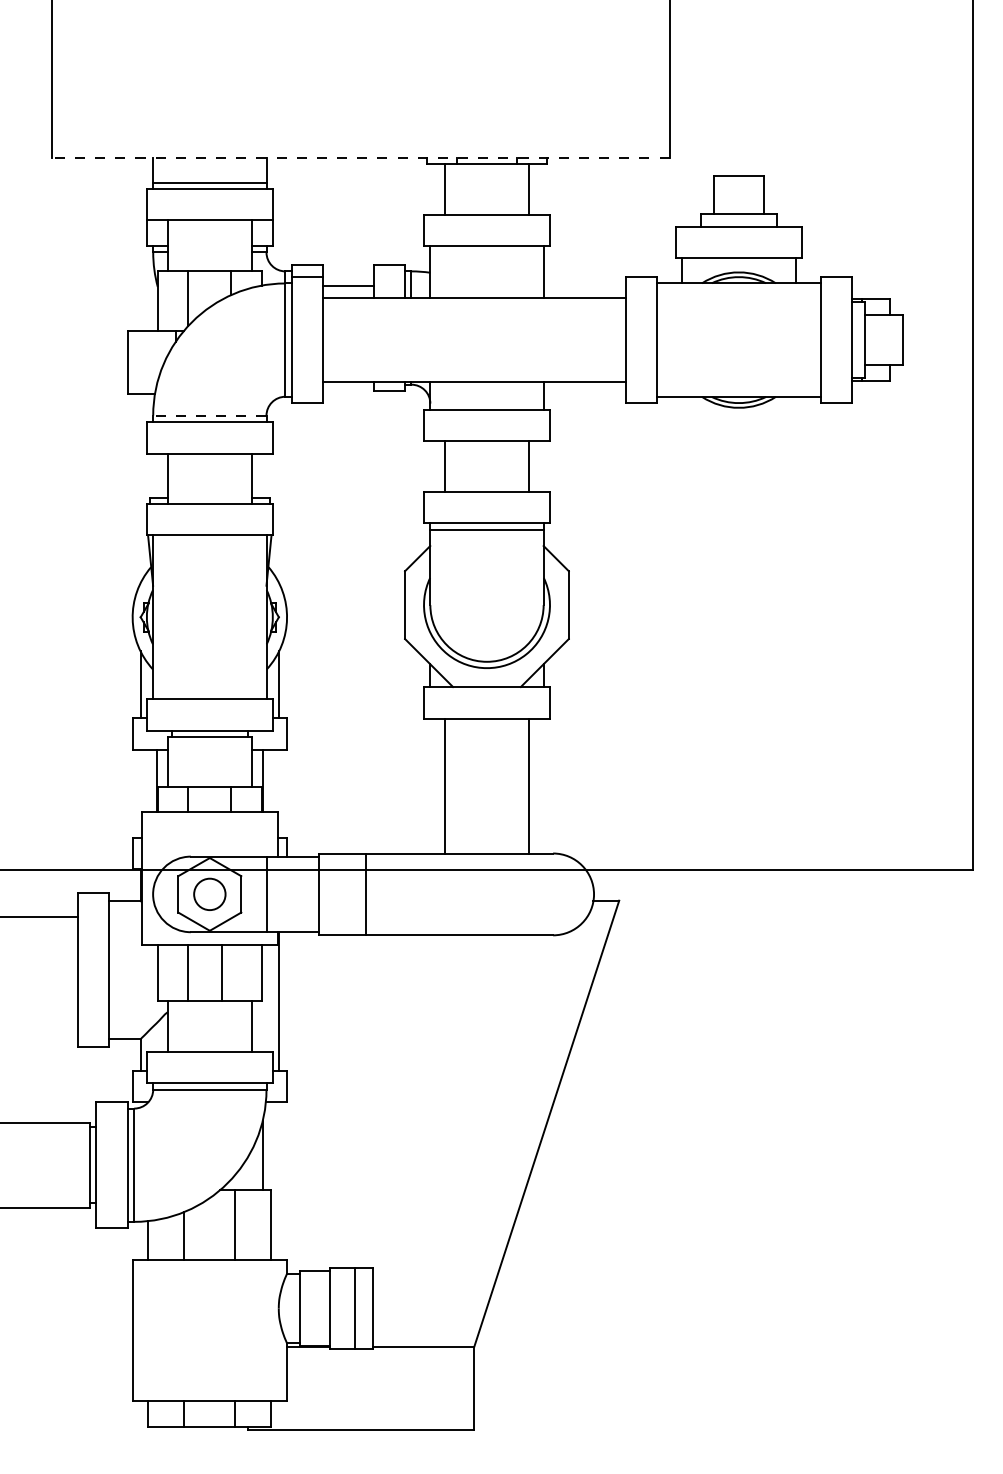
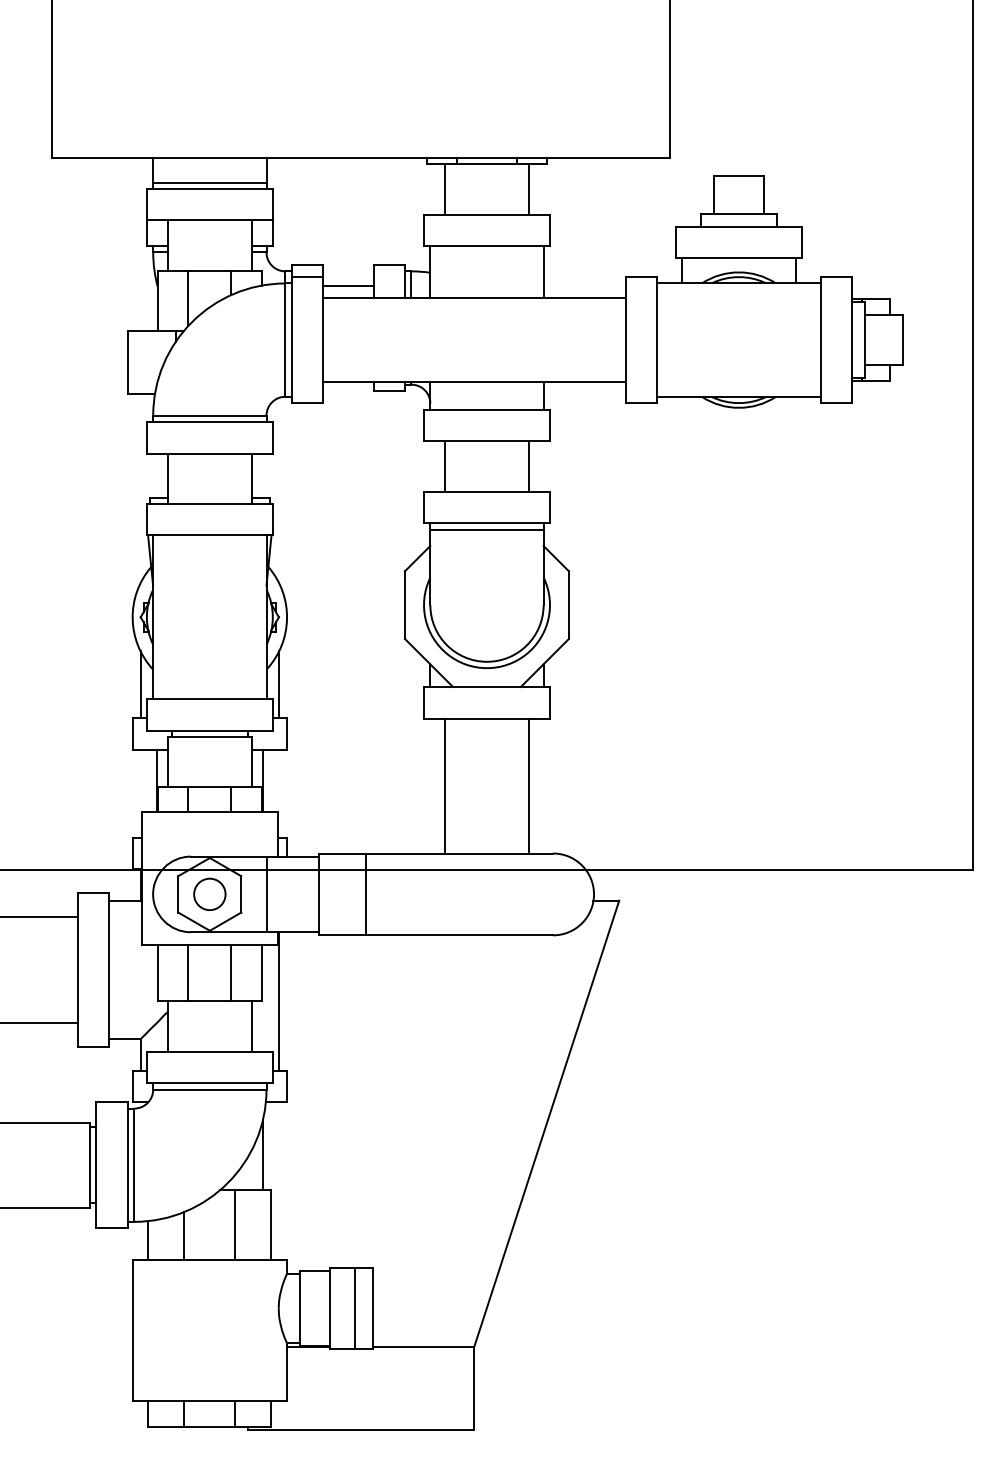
line: dashed -> solid (360, 157)
line: dashed -> solid (209, 415)
line position: (222, 972) -> (231, 972) (231, 972)
line: none -> present (39, 1022)
